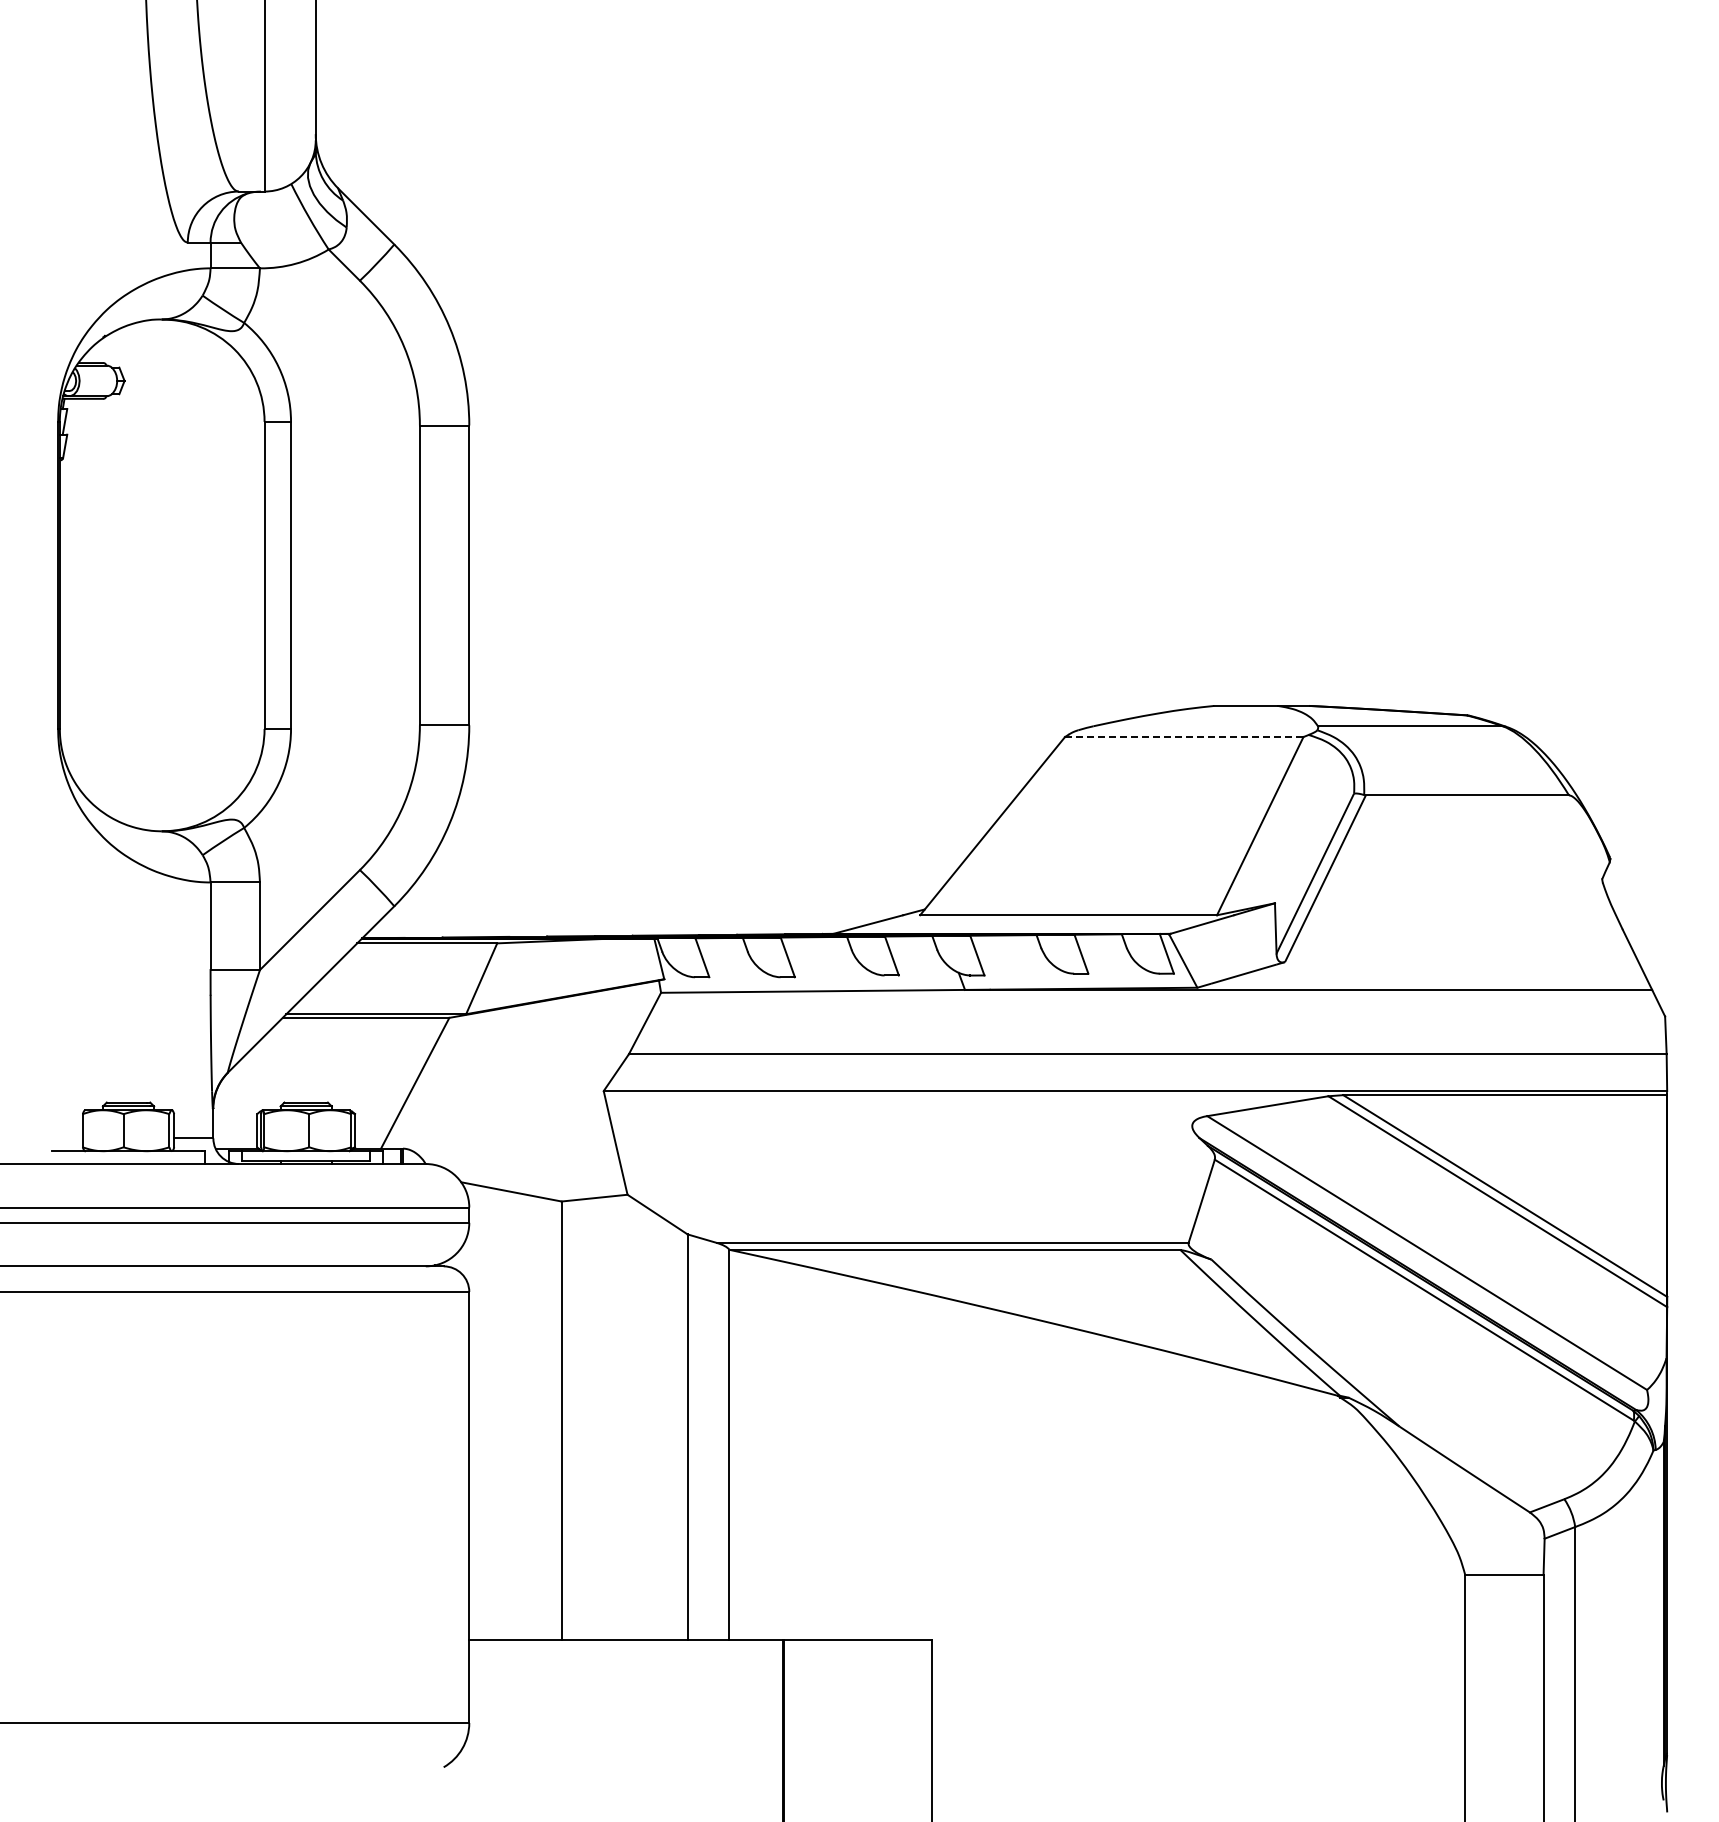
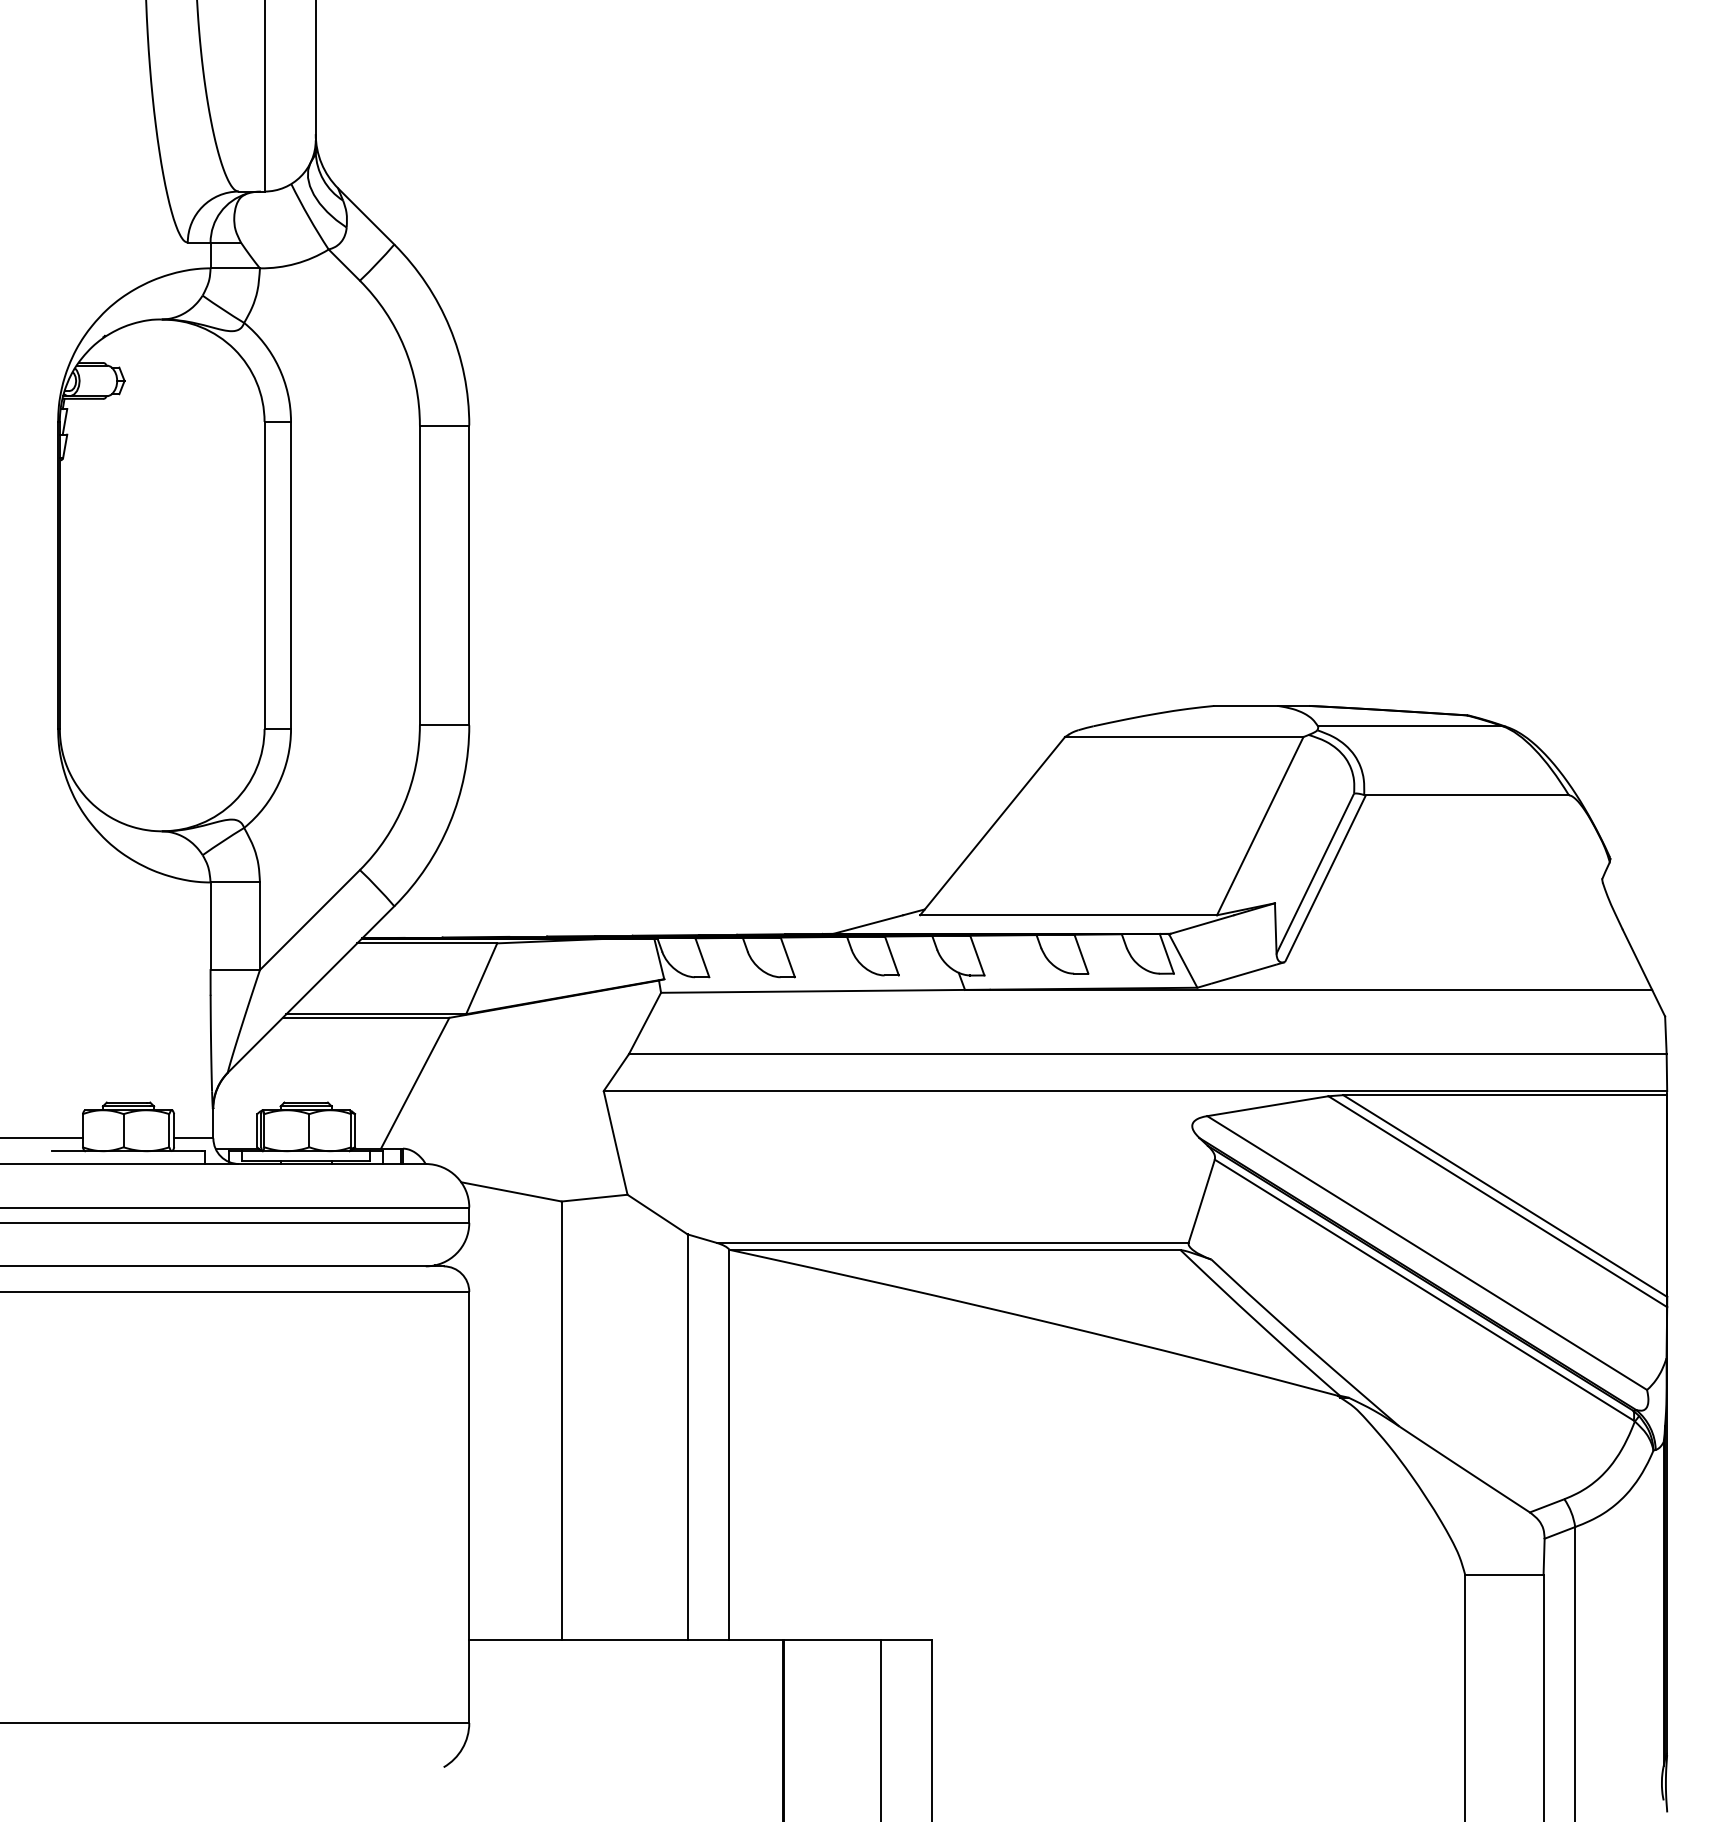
line: dashed -> solid (1184, 737)
line: none -> present (42, 1138)
line: none -> present (881, 1728)
